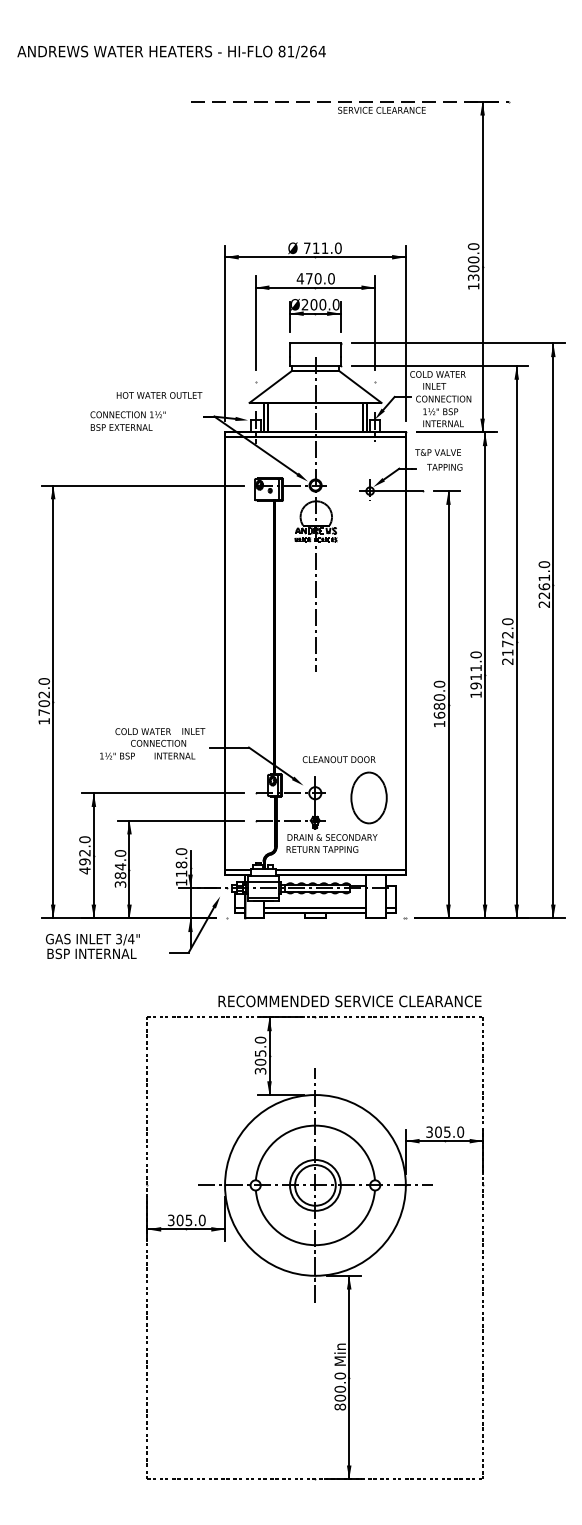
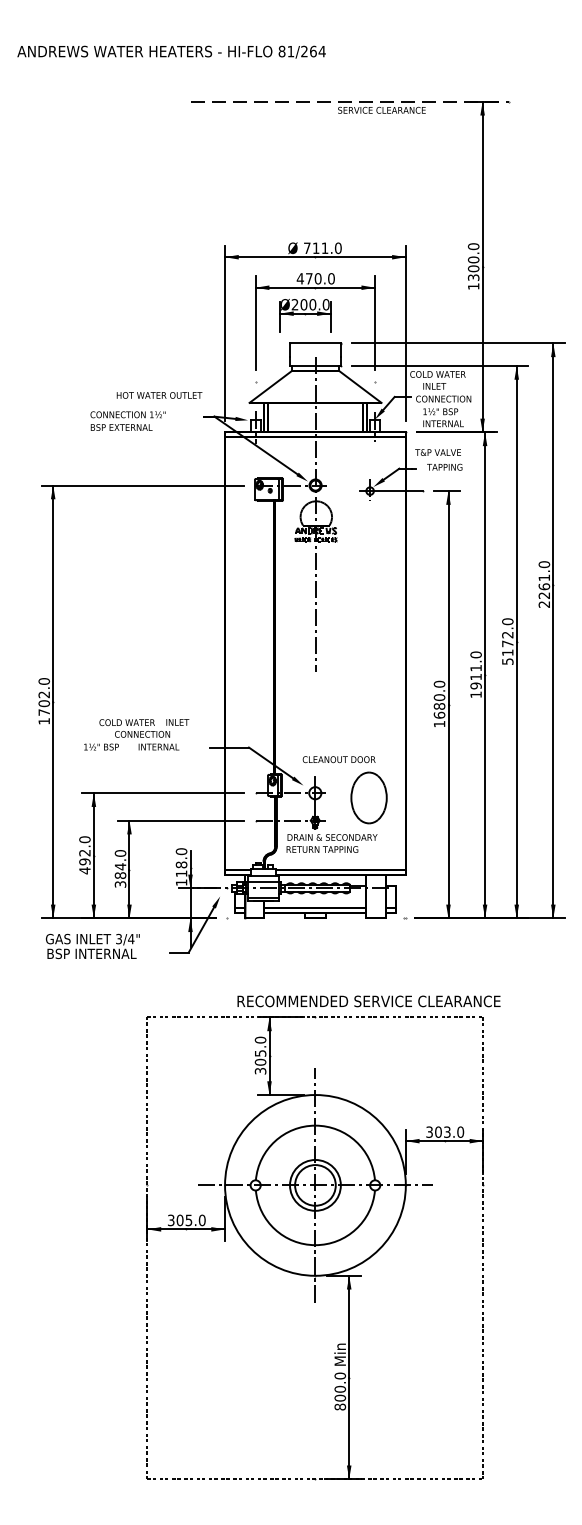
part position: (315, 315) -> (305, 315) (305, 315)
text: 2172.0 -> 5172.0 (507, 661)
text position: (152, 743) -> (136, 734) (136, 734)
text position: (349, 1001) -> (368, 1001) (368, 1001)
text: 305.0 -> 303.0 (447, 1131)
